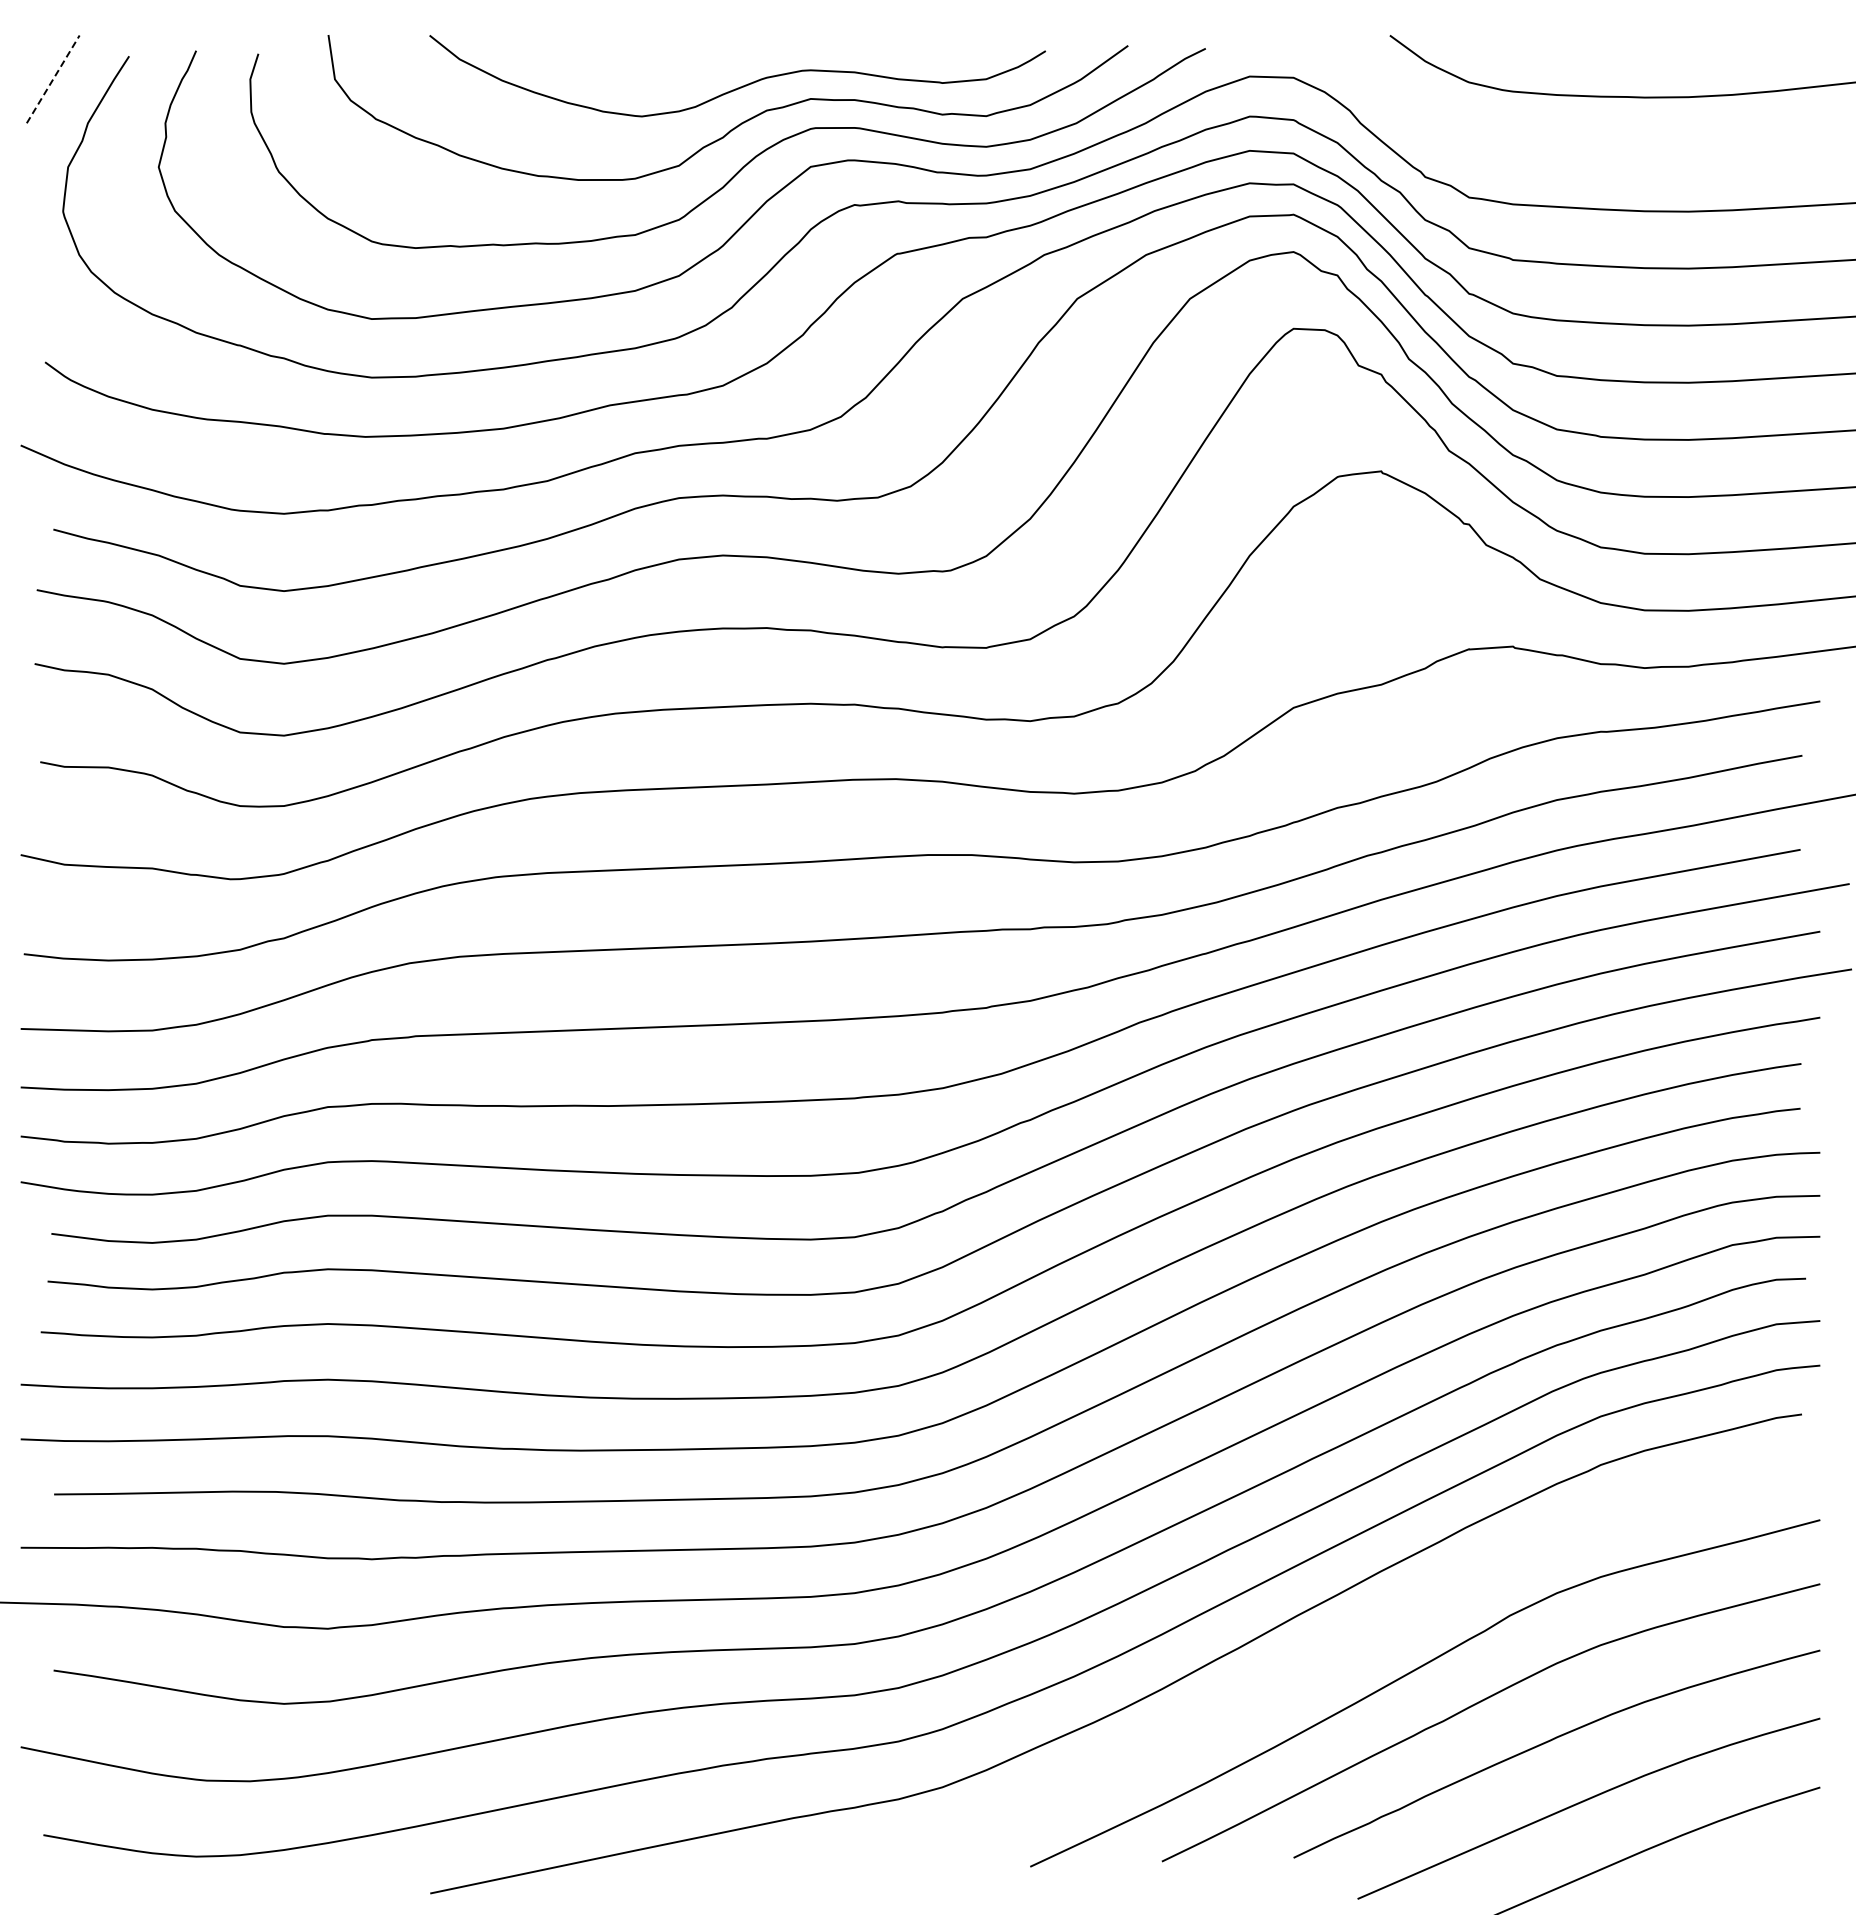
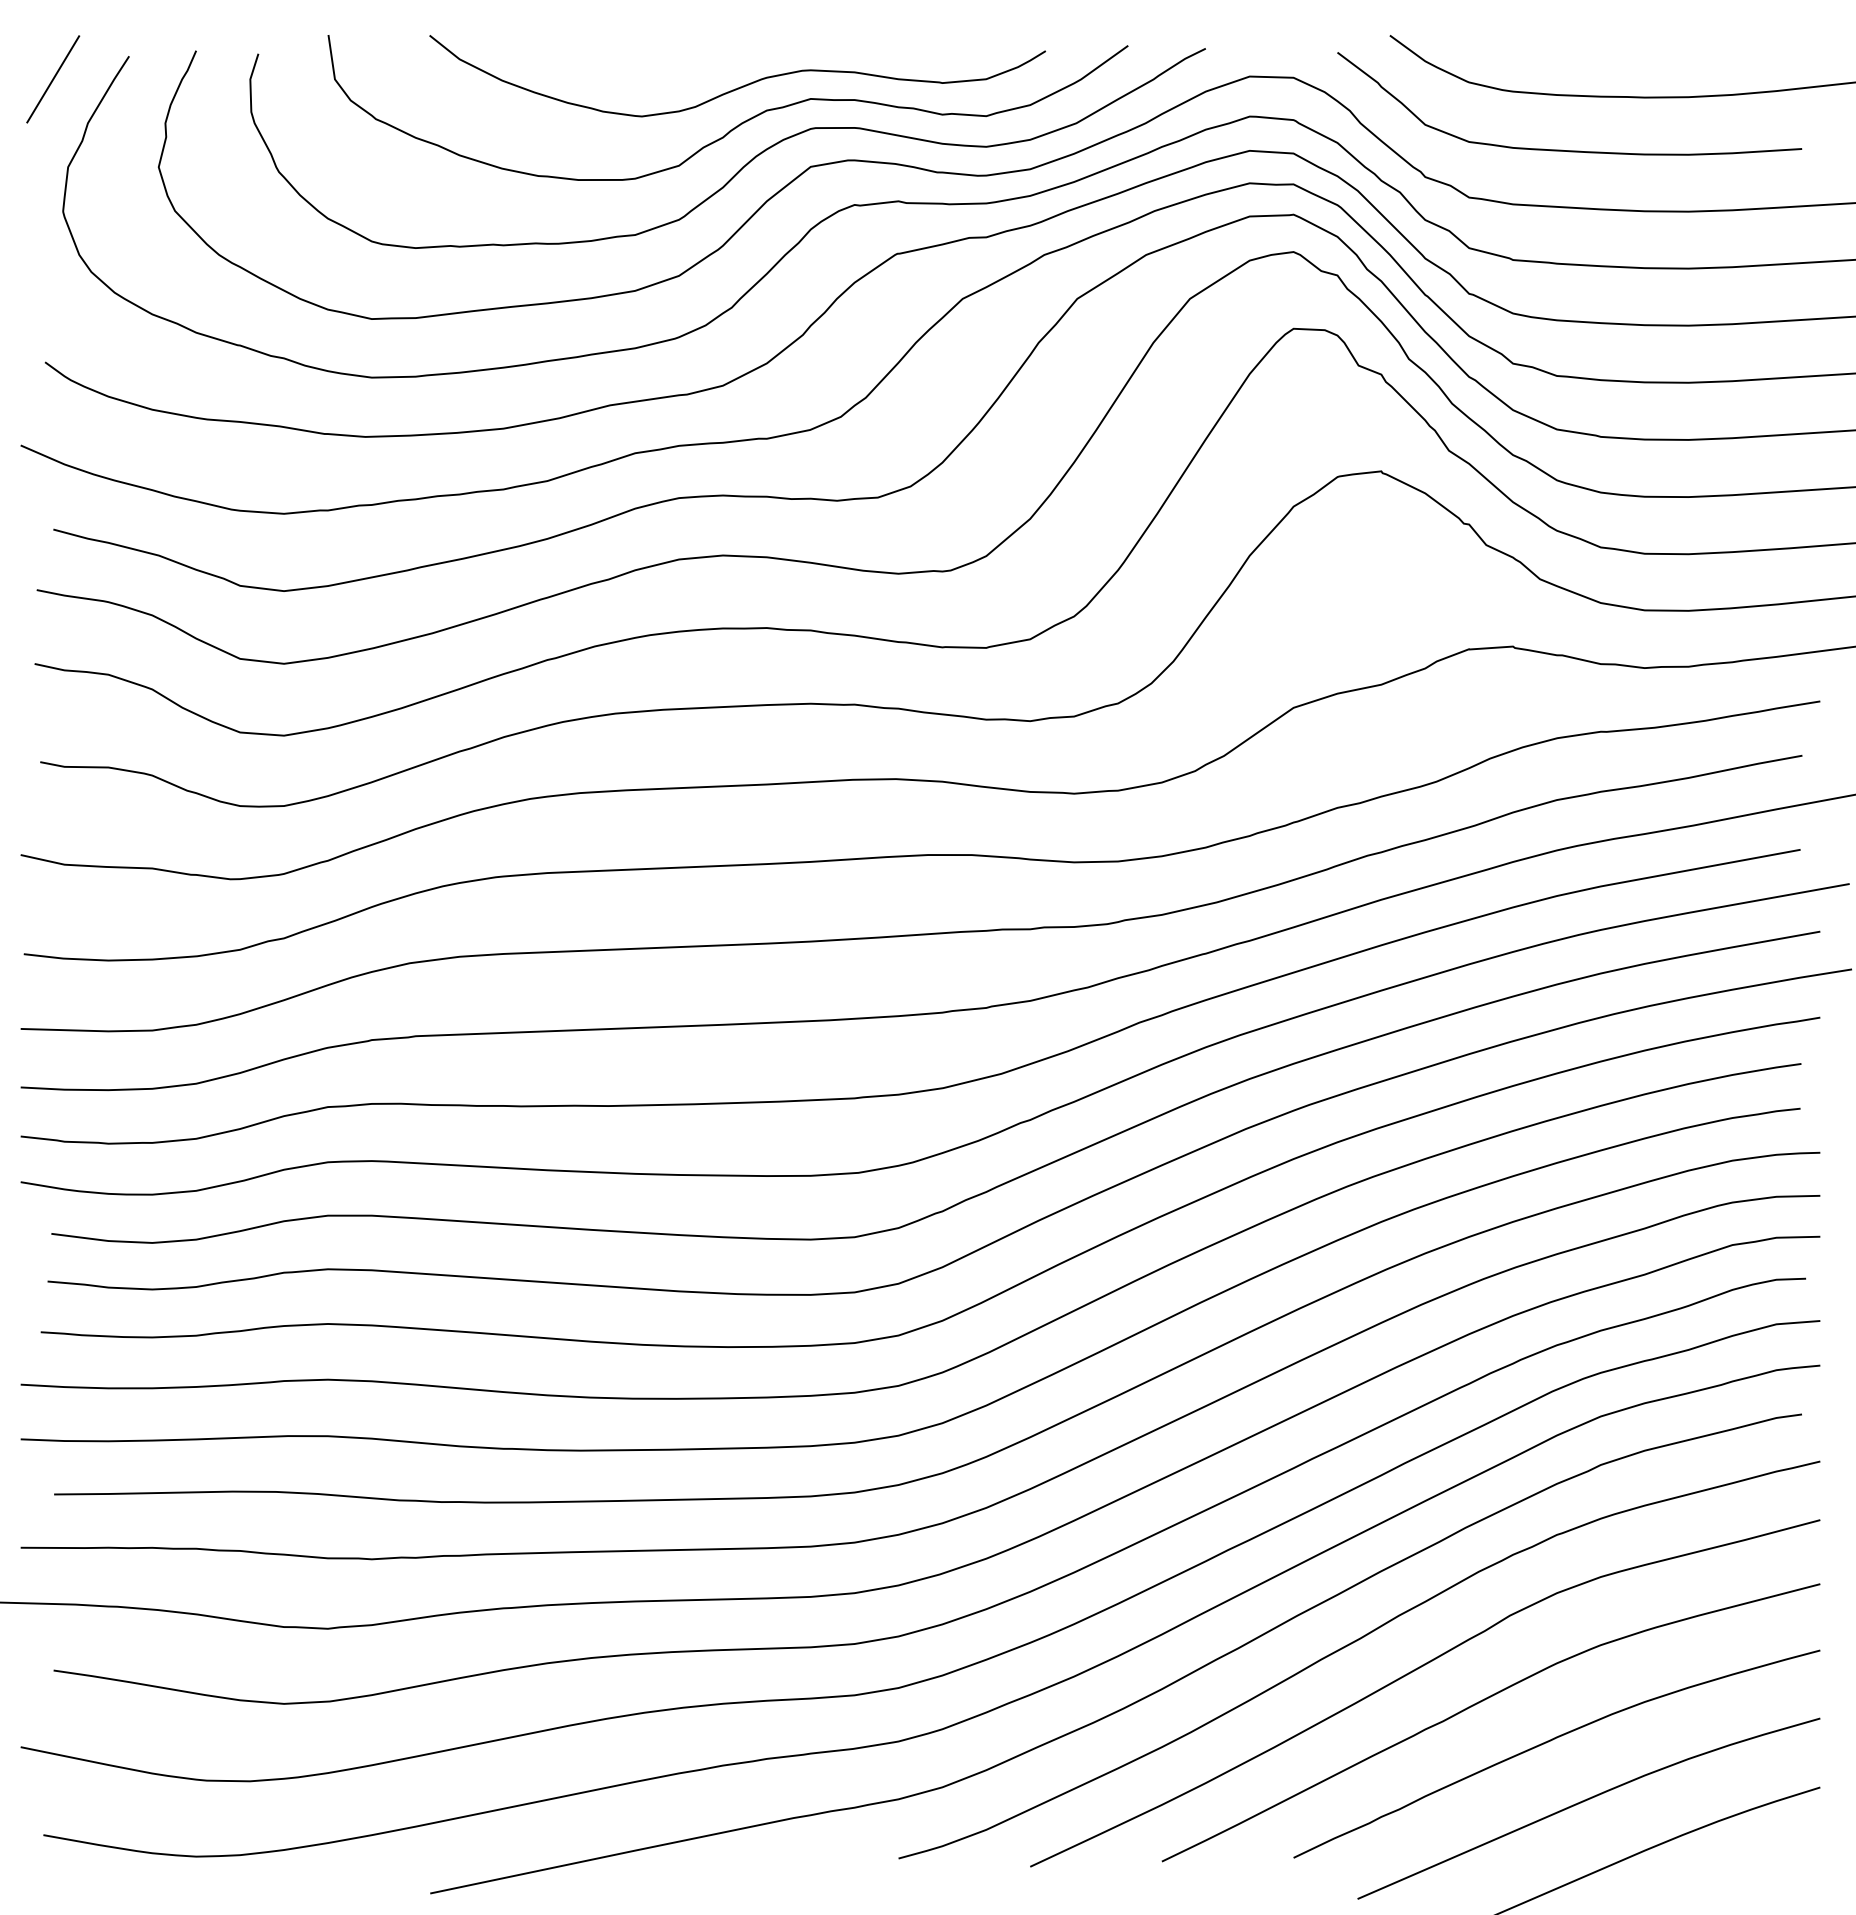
line: dashed -> solid (53, 78)
curve: none -> present (1562, 149)
curve: none -> present (1351, 1644)
